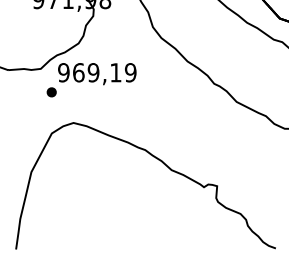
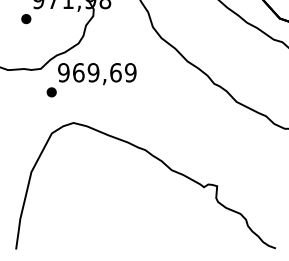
part: none -> present (26, 19)
text: 969,19 -> 969,69 (115, 72)
